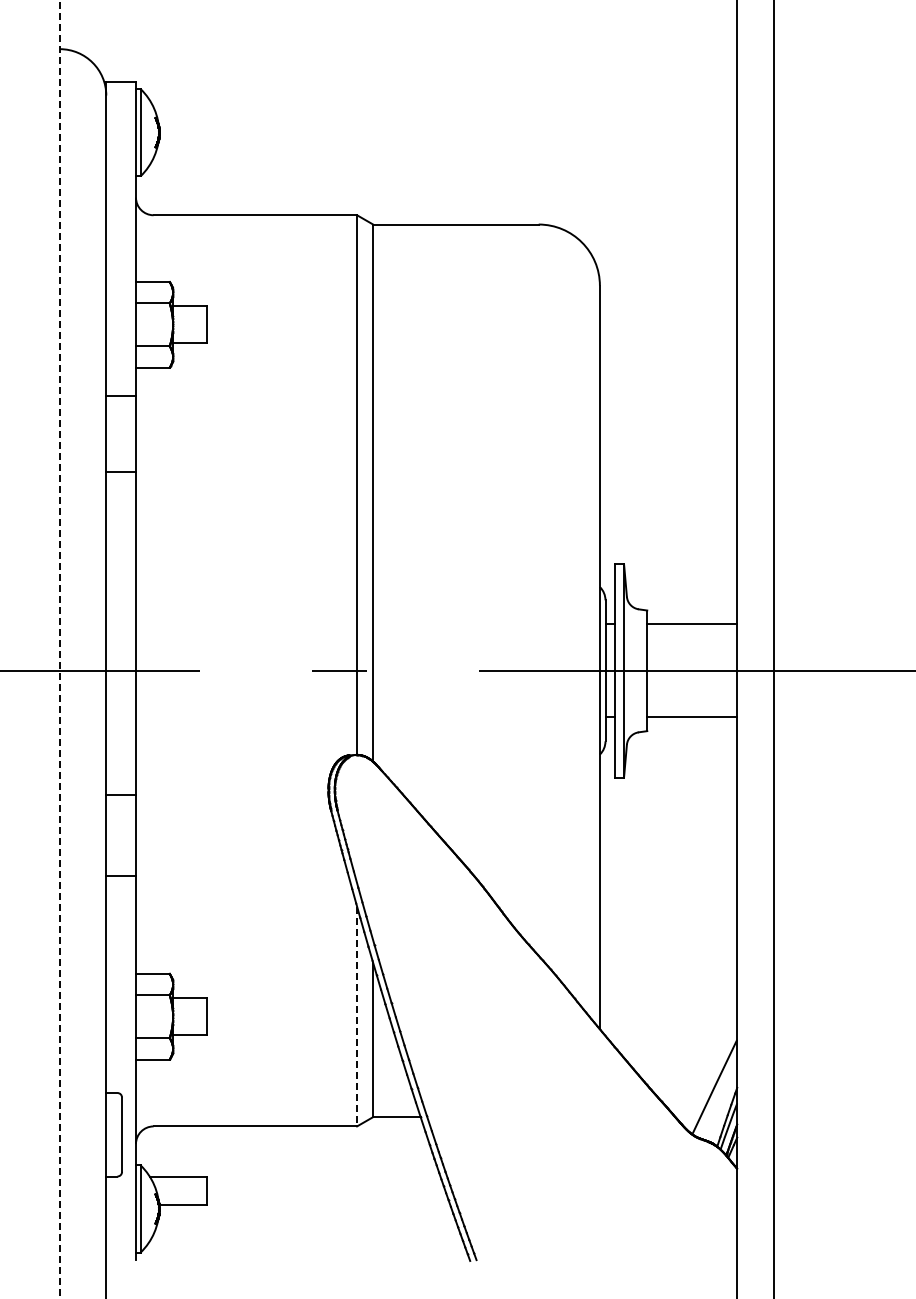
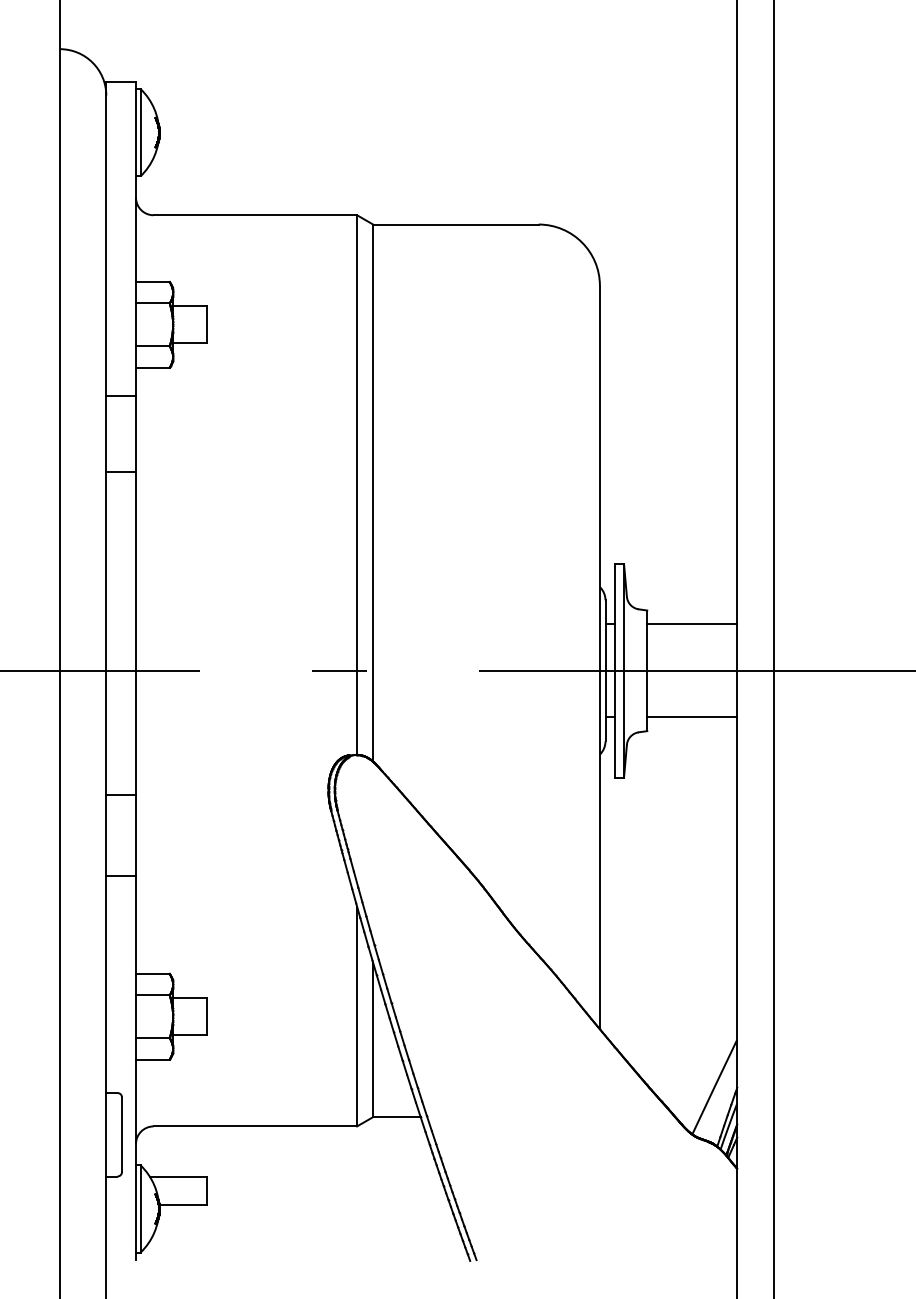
line: dashed -> solid (59, 649)
line: dashed -> solid (357, 1016)
